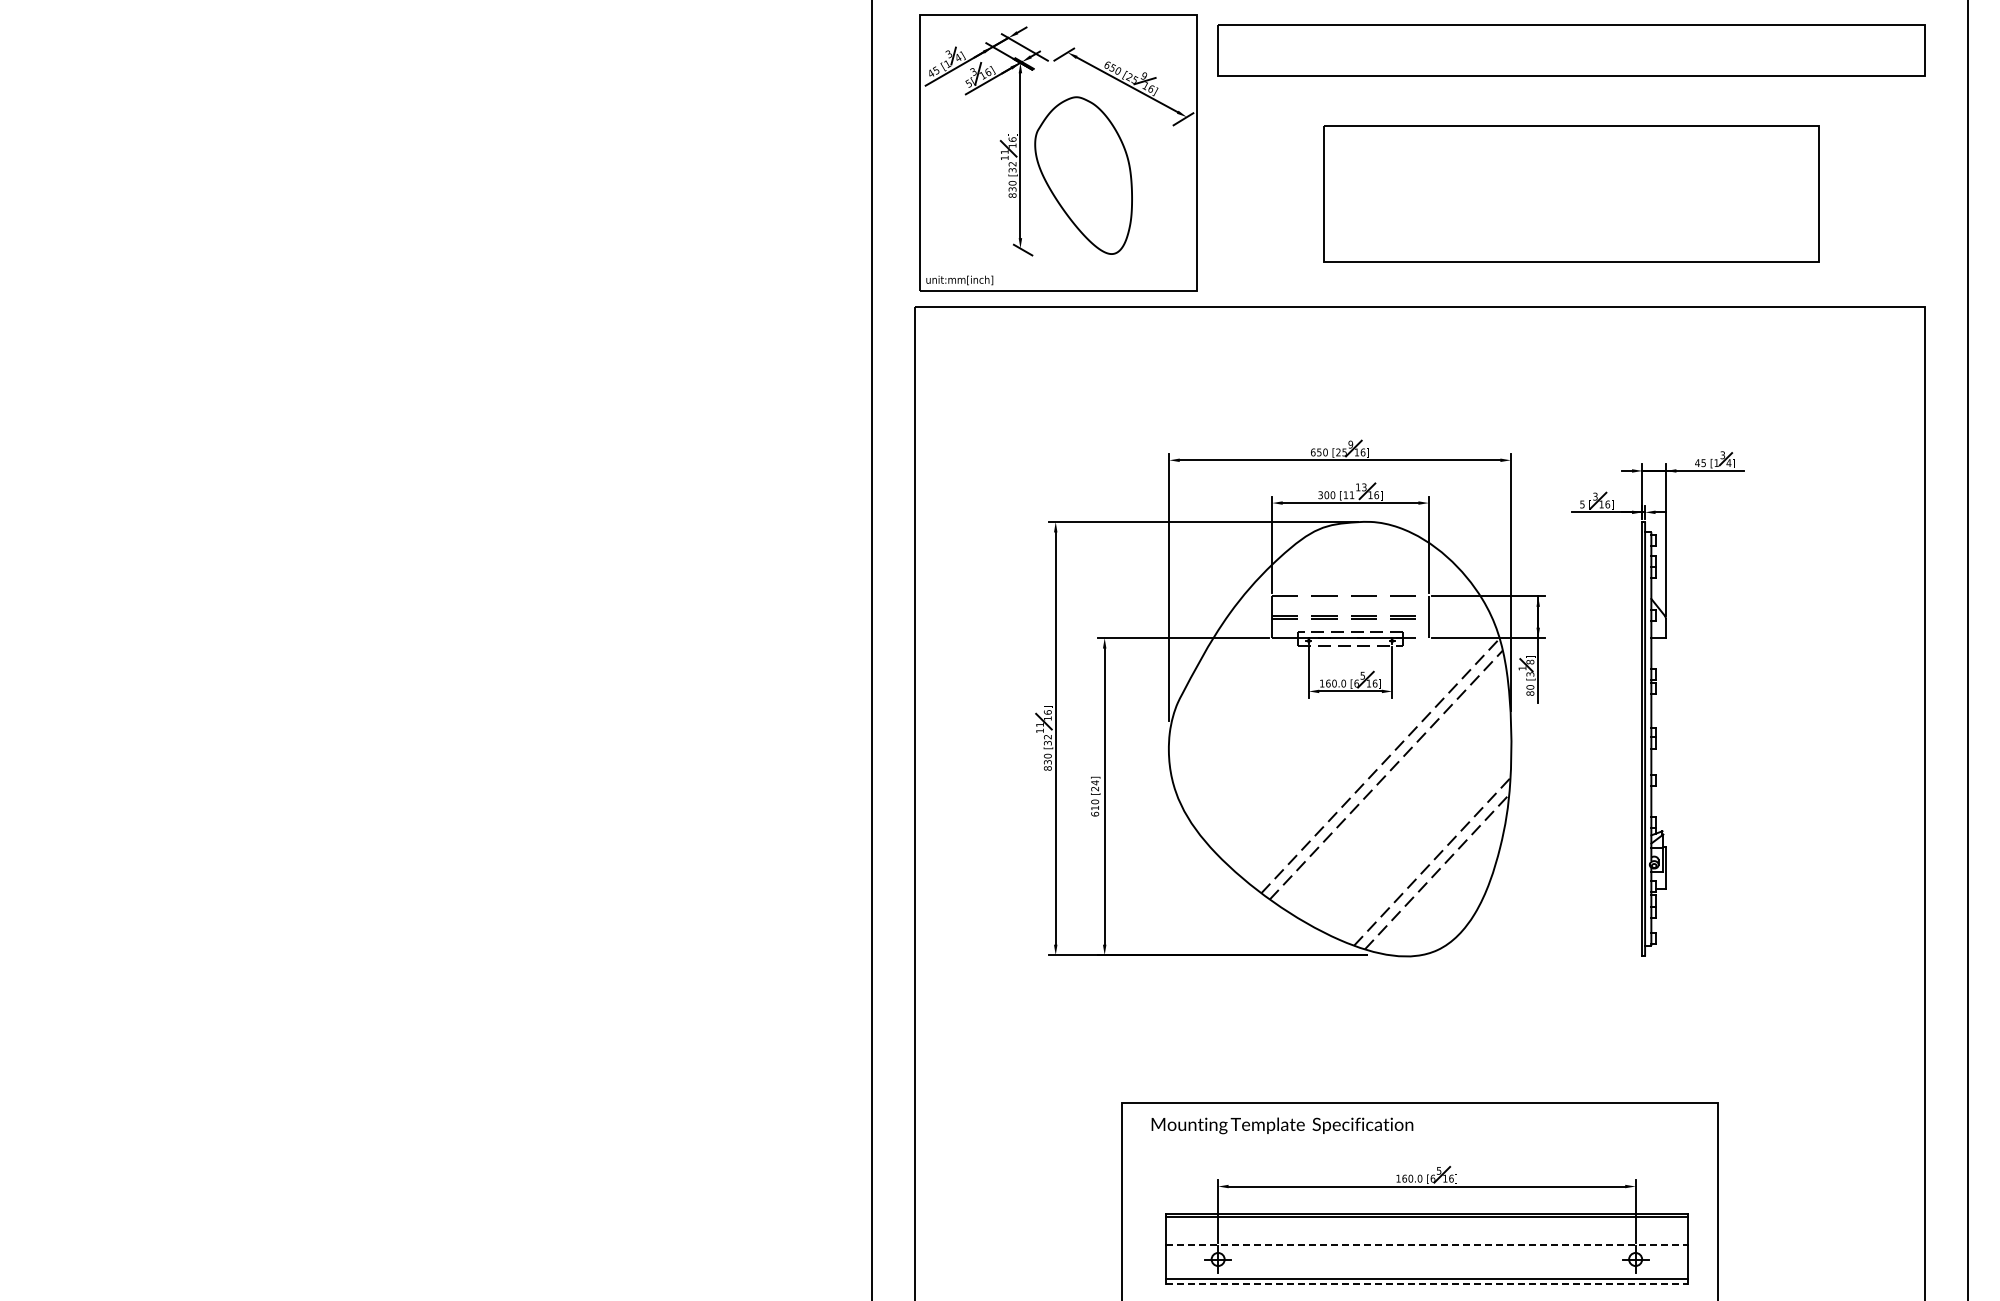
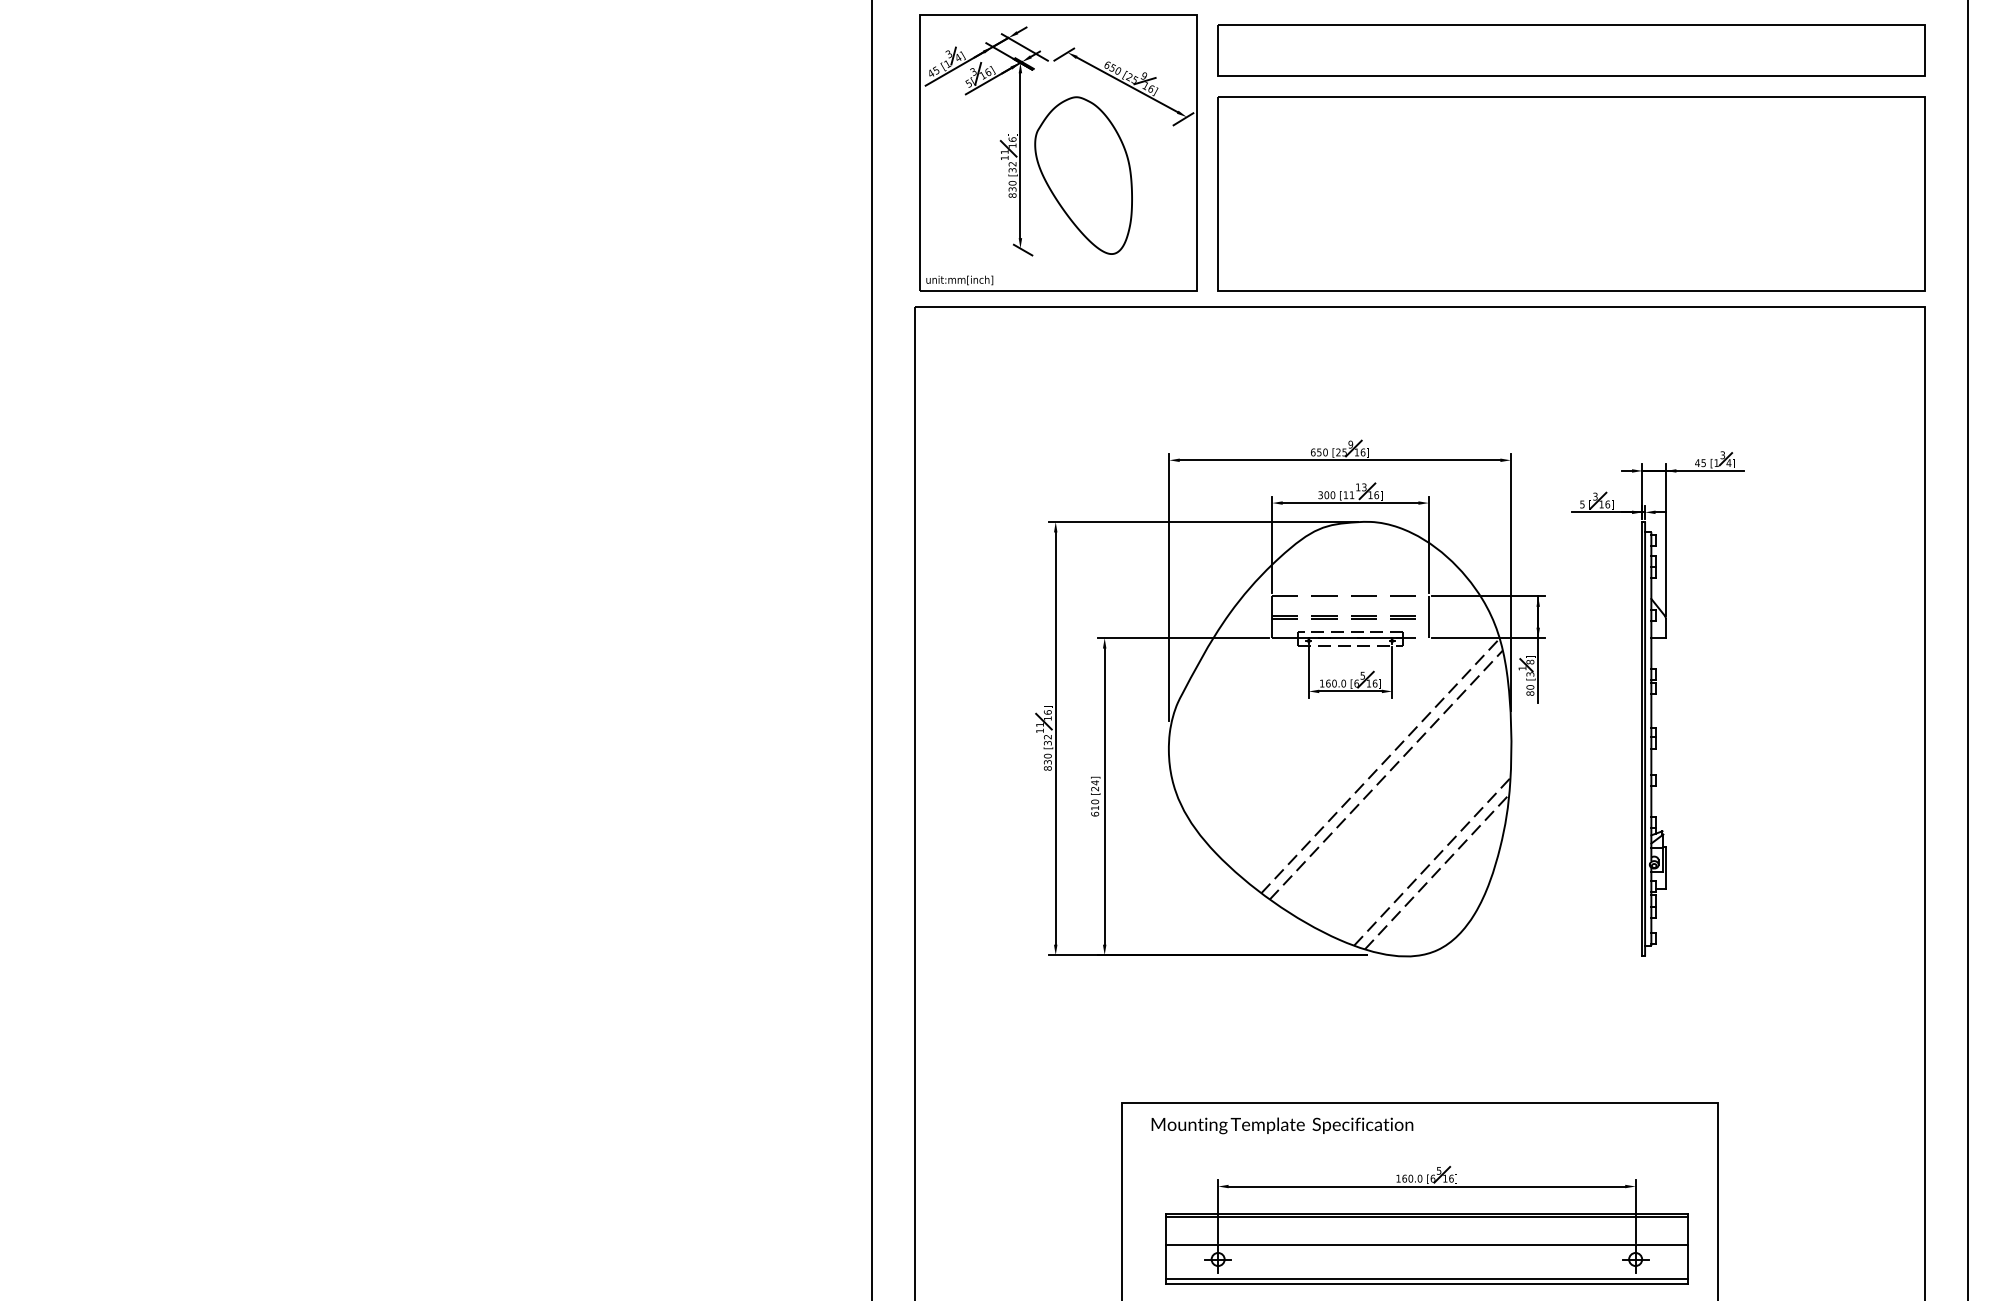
part size: 497x138 px -> 709x196 px (1571, 193)
line: dashed -> solid (1426, 1245)
line: dashed -> solid (1426, 1284)
